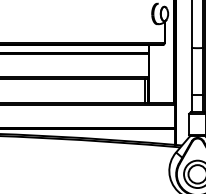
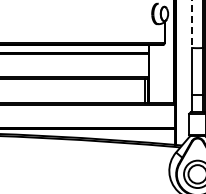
line: solid -> dashed (192, 24)
